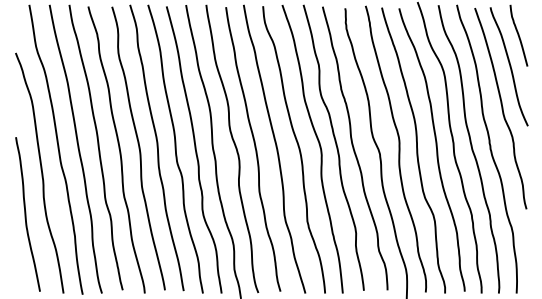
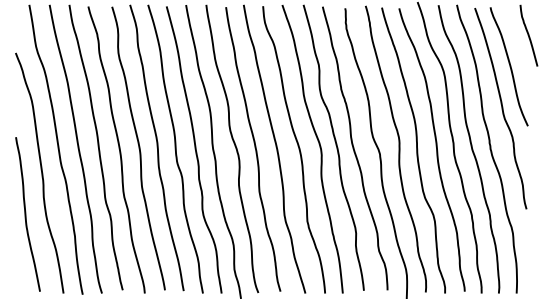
curve position: (518, 35) -> (528, 35) (528, 35)
